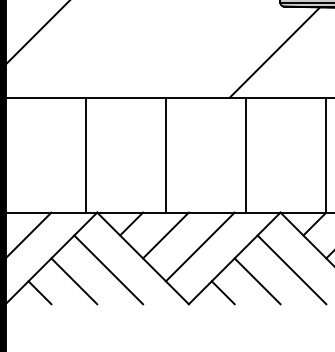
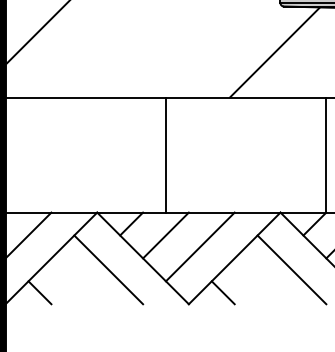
line: present -> none (85, 155)
line: present -> none (246, 155)
line: present -> none (74, 281)
line: present -> none (257, 281)
